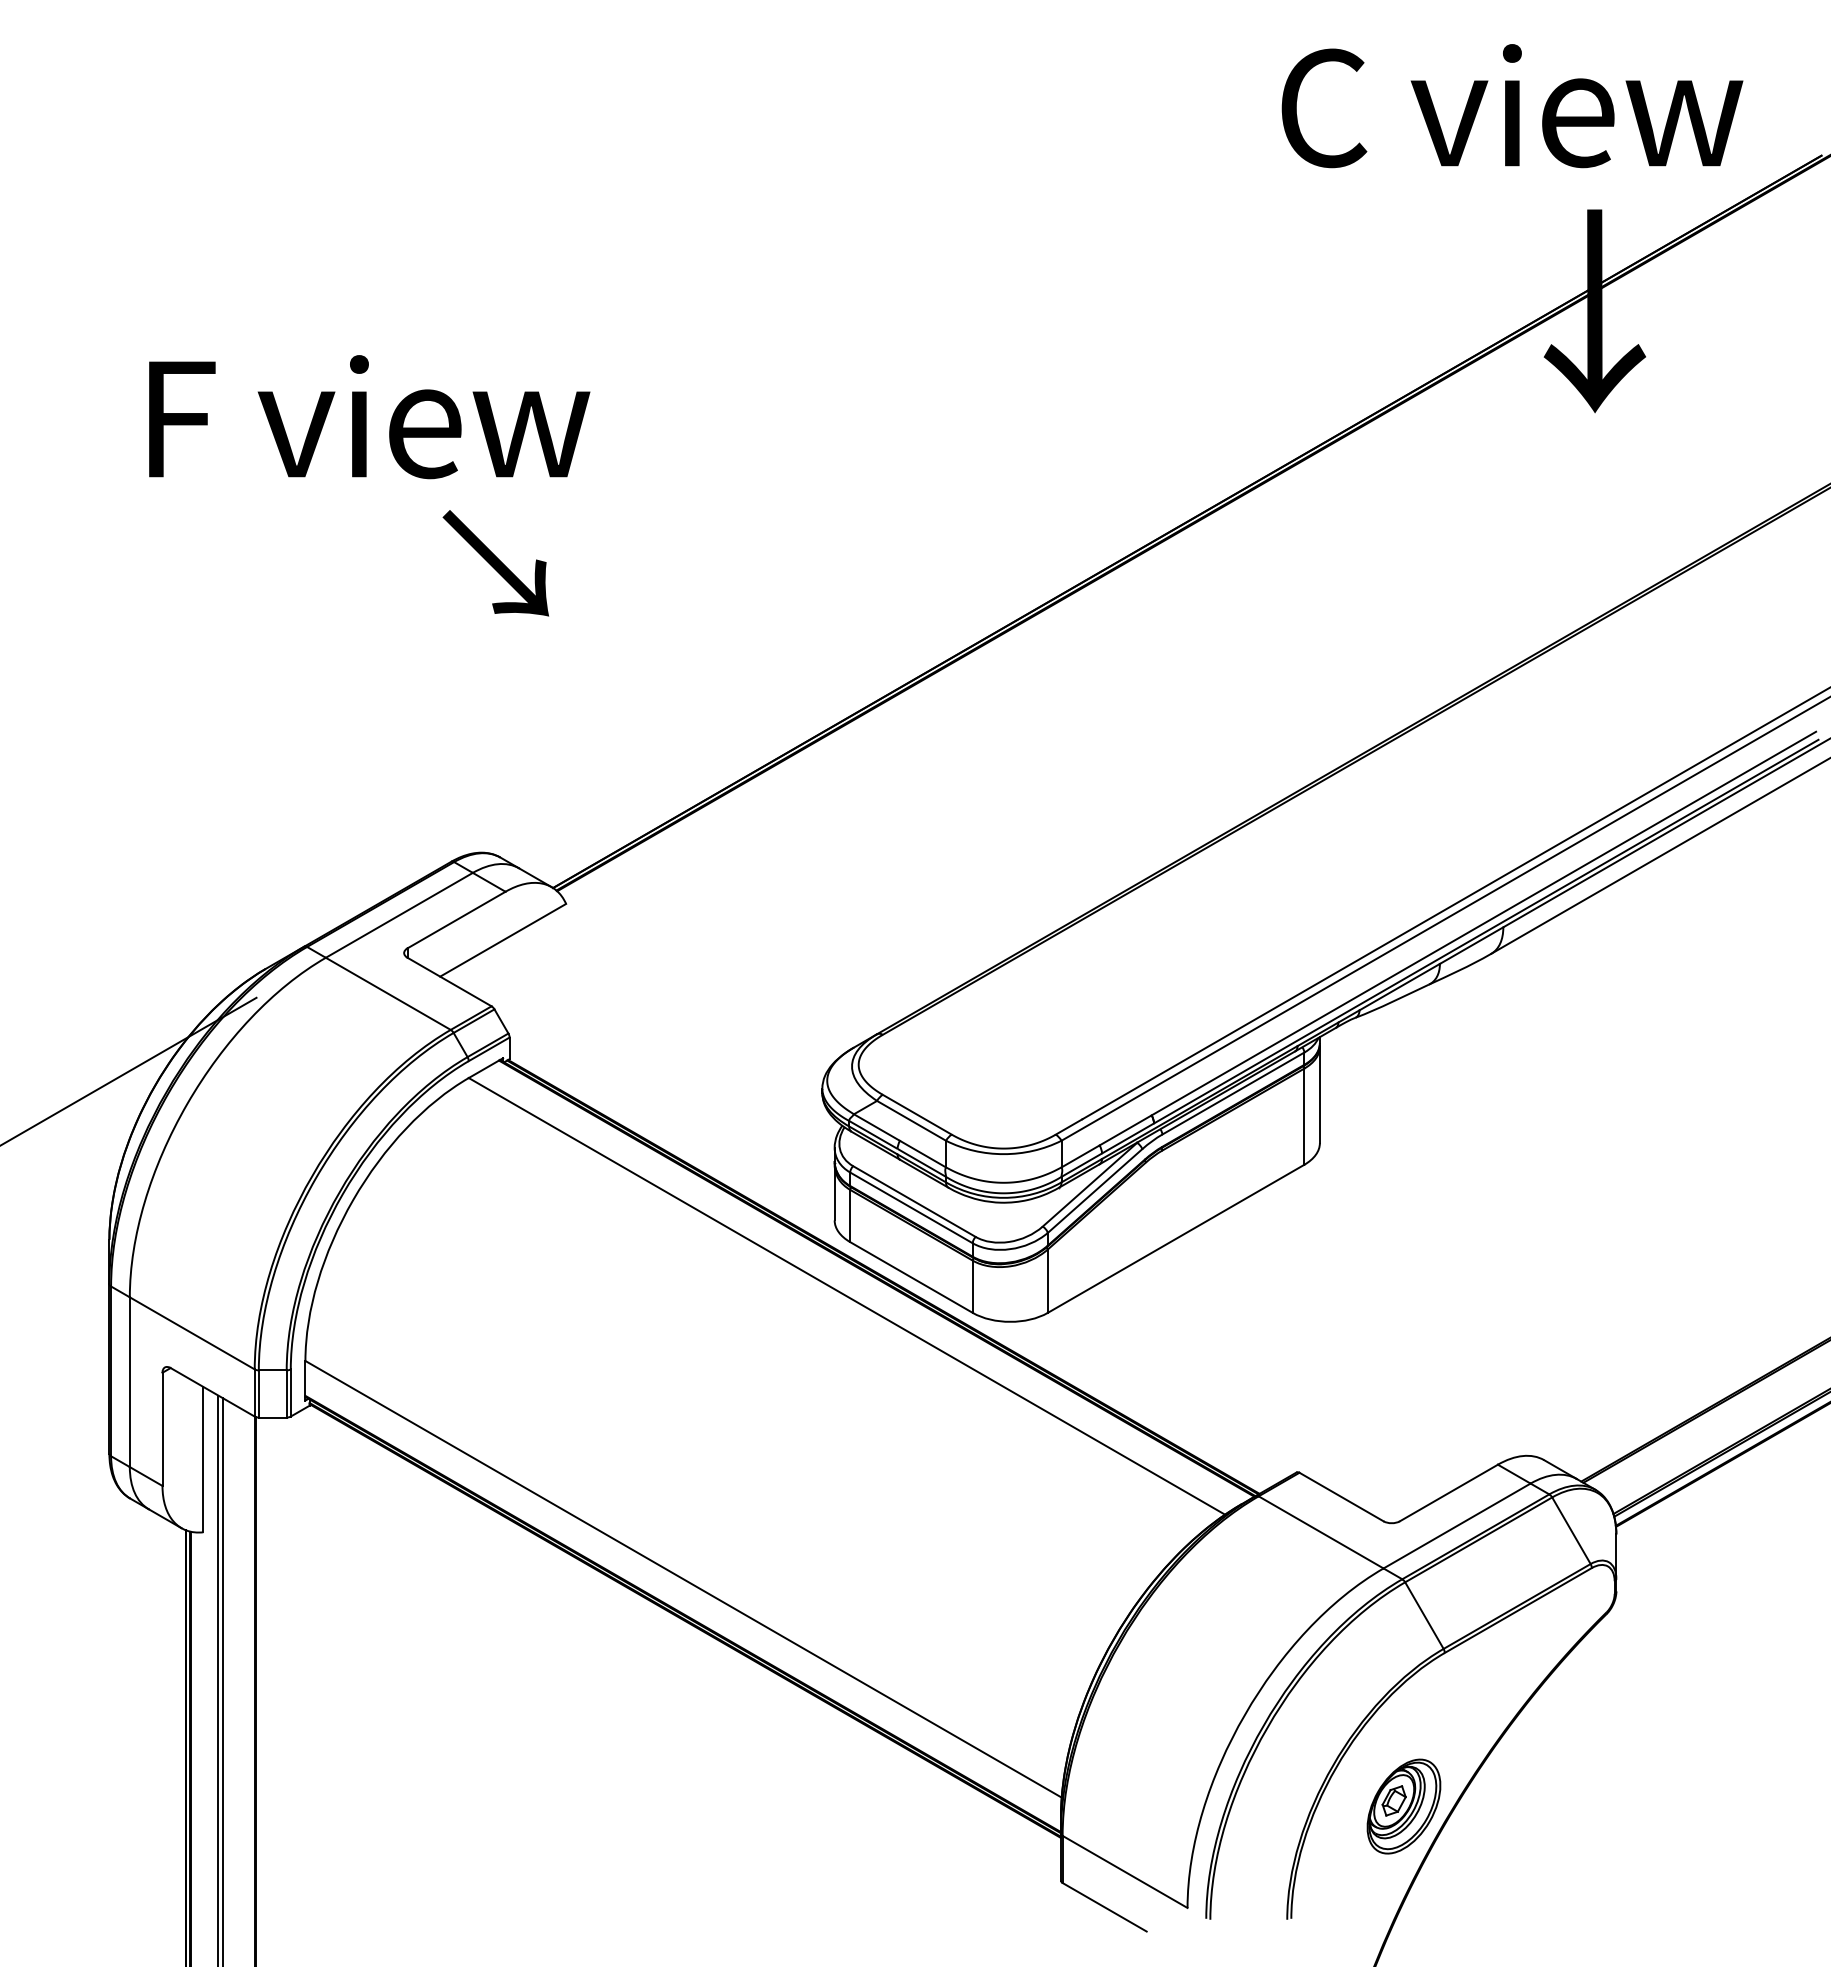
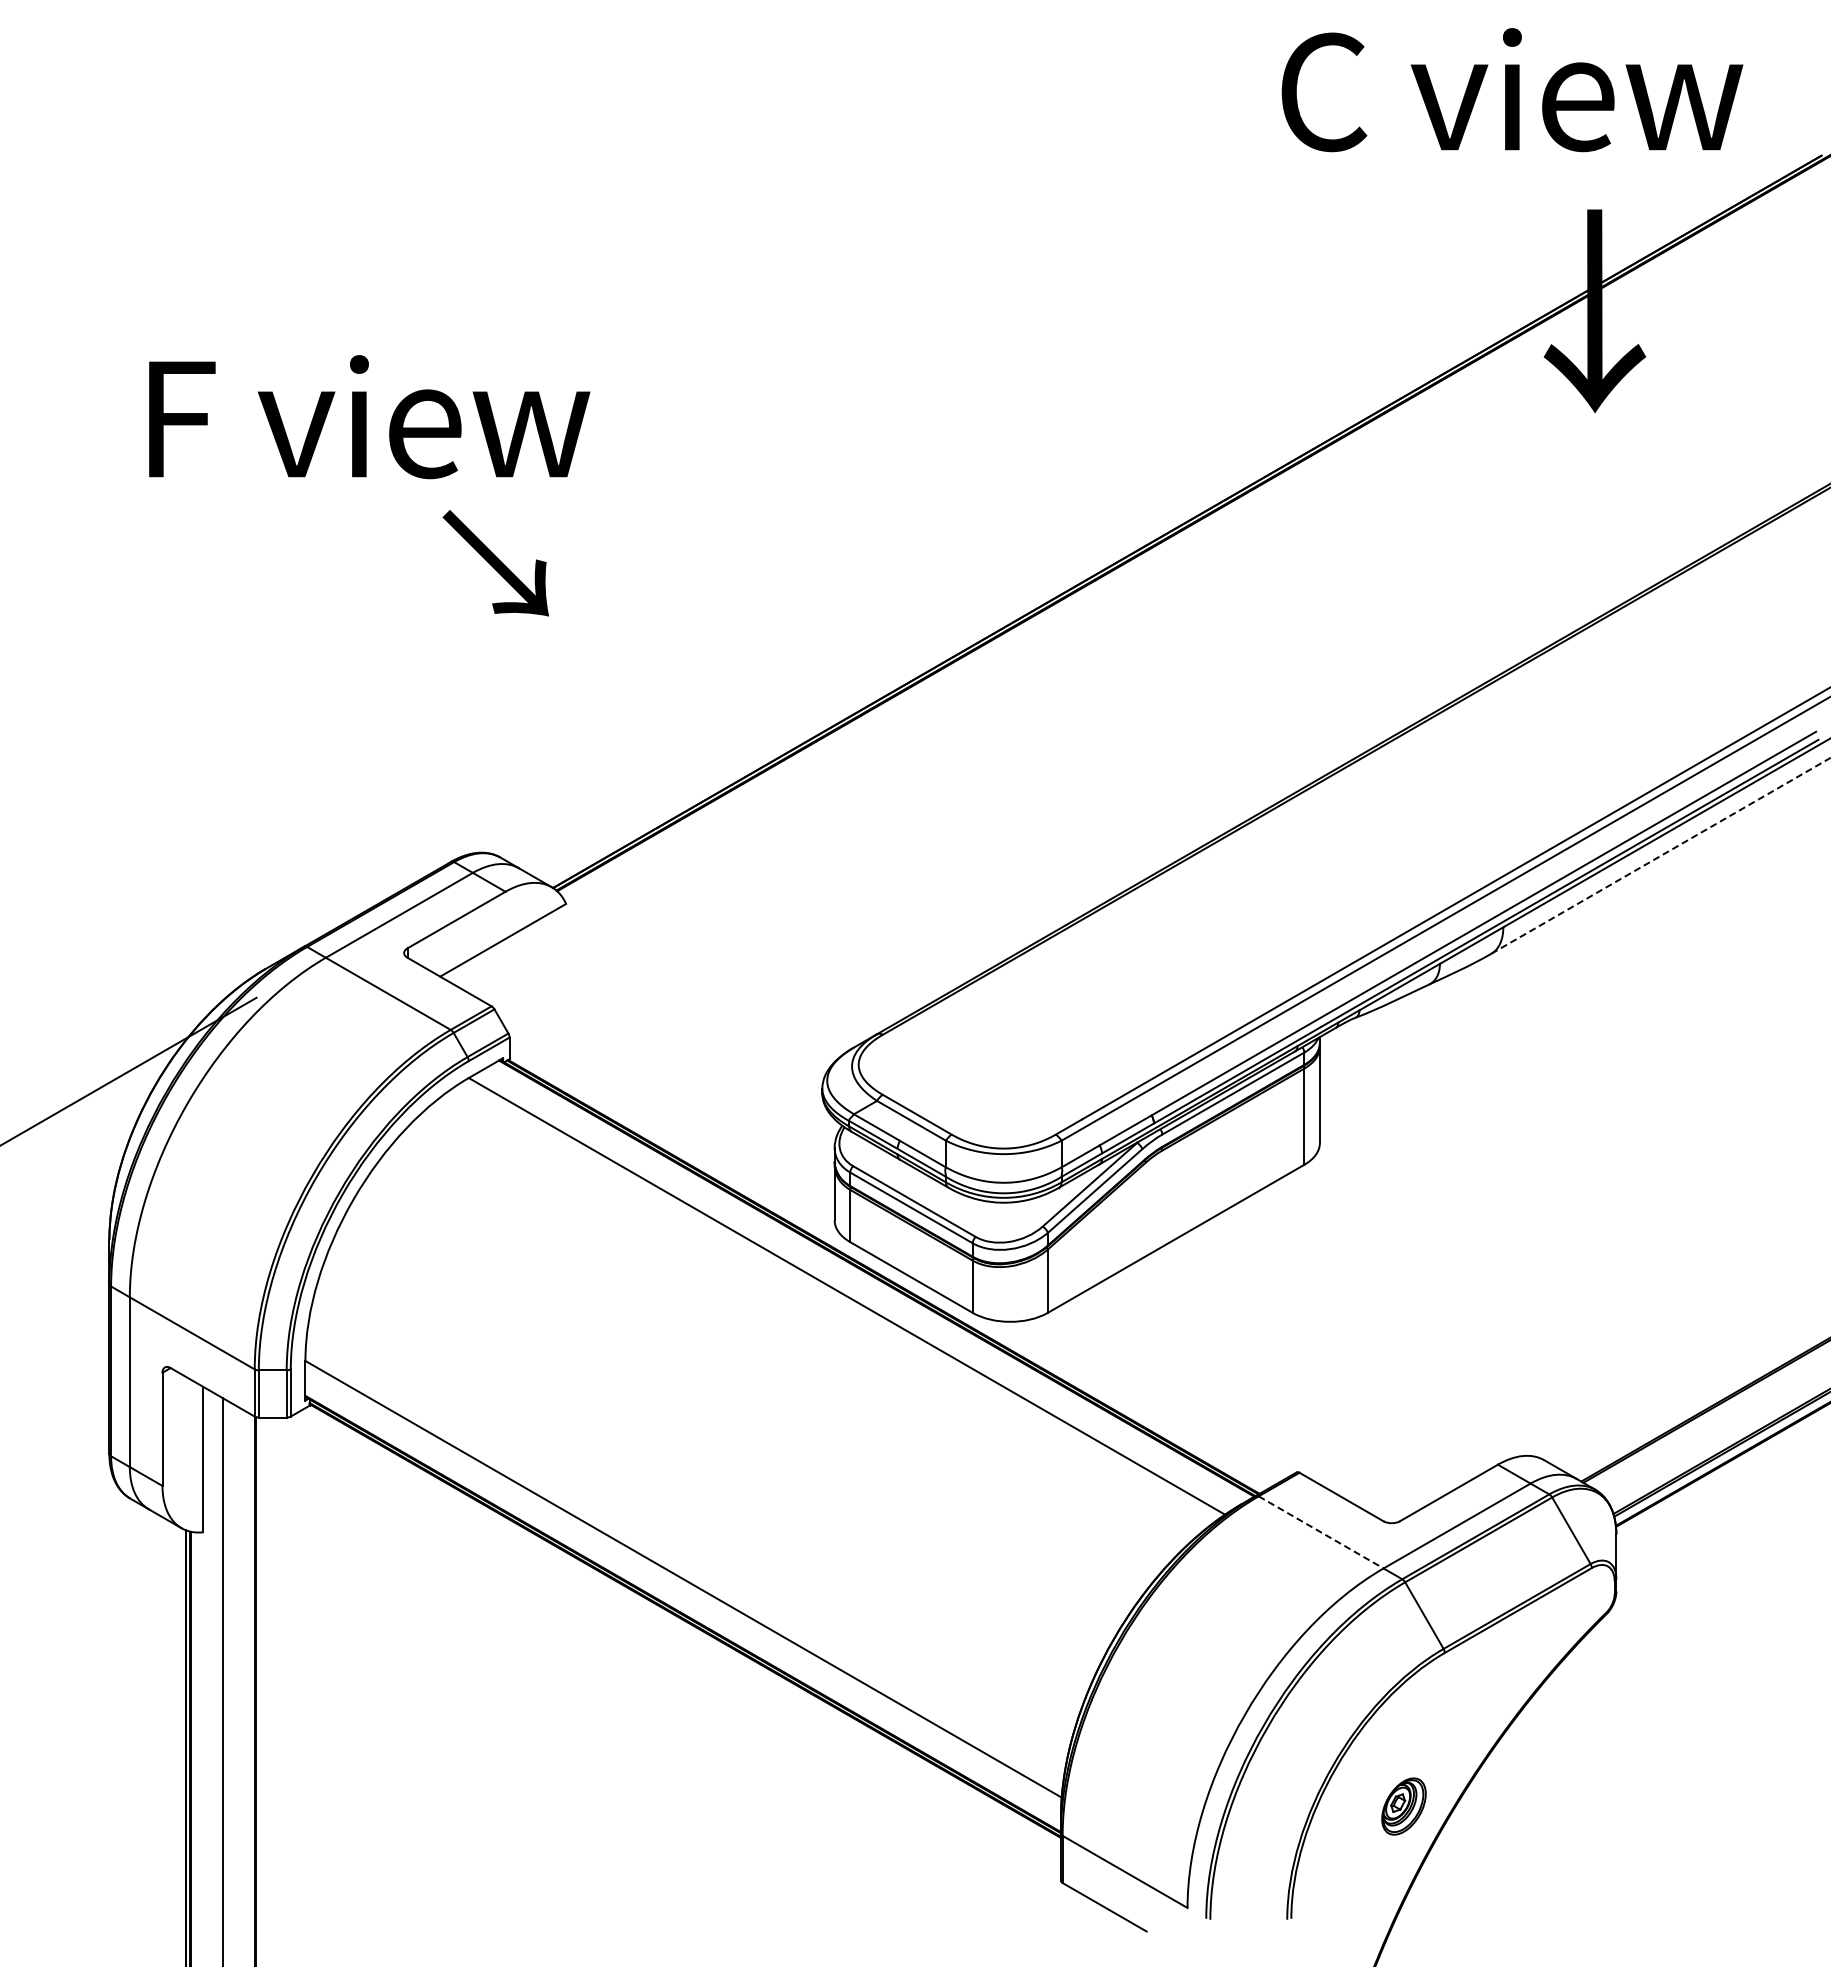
text position: (1512, 106) -> (1512, 90) (1512, 90)
line: solid -> dashed (1661, 855)
line: solid -> dashed (1321, 1532)
line: present -> none (218, 1679)
part size: 76x97 px -> 46x59 px (1403, 1806)
